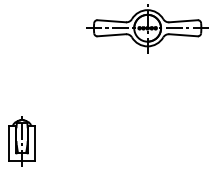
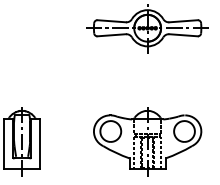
part size: 28x51 px -> 38x70 px (21, 141)
part: none -> present (147, 141)
